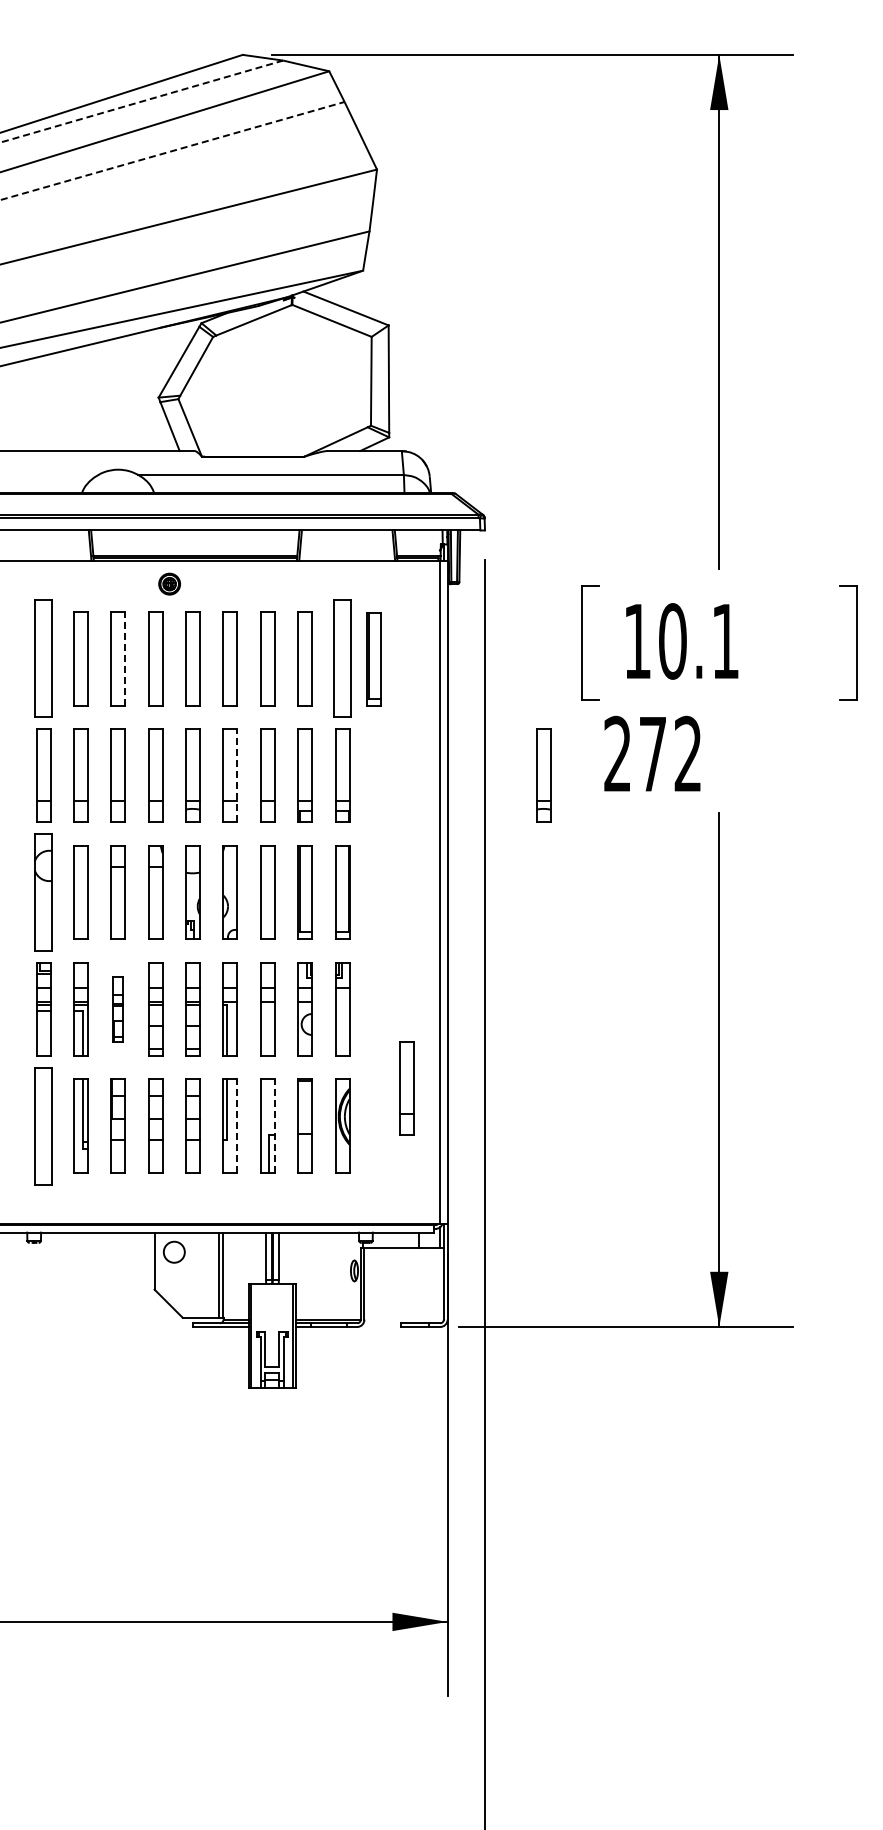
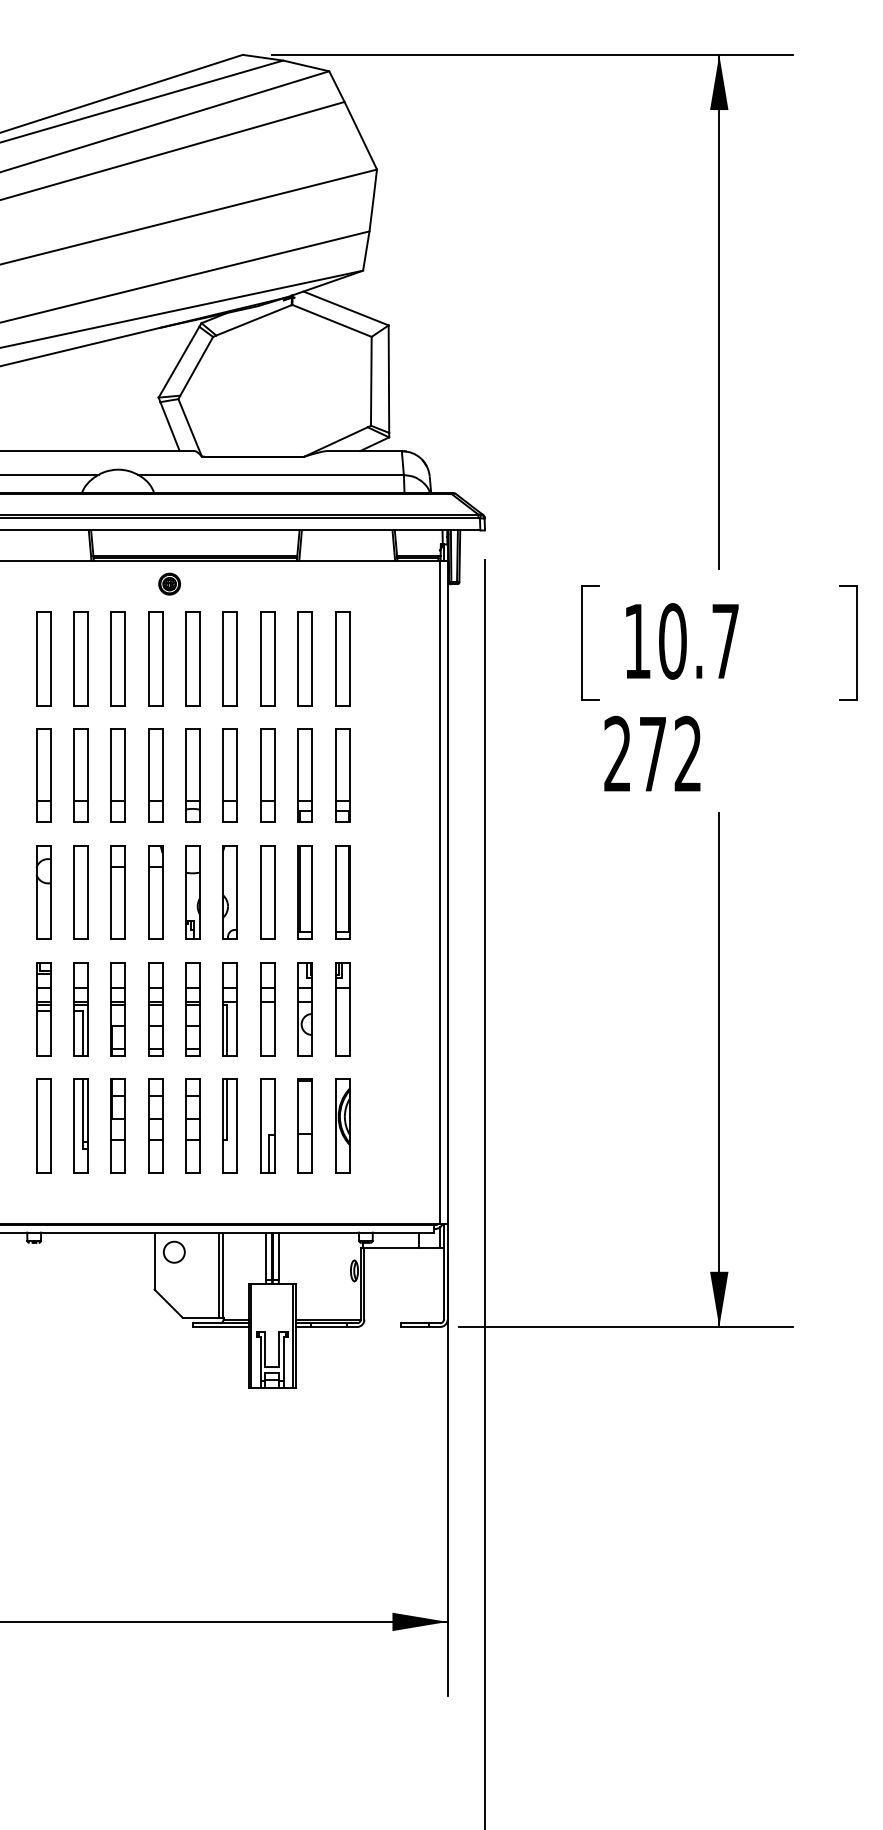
line: dashed -> solid (142, 101)
line: dashed -> solid (172, 151)
line: none -> present (50, 475)
text: 10.1 -> 10.7 (725, 641)
part size: 19x119 px -> 16x96 px (43, 658)
line: dashed -> solid (125, 658)
part size: 19x119 px -> 16x96 px (342, 658)
part: present -> none (373, 659)
line: dashed -> solid (237, 775)
part: present -> none (543, 775)
part size: 19x119 px -> 17x95 px (43, 892)
part size: 12x67 px -> 16x95 px (117, 1009)
part: present -> none (406, 1088)
part size: 19x119 px -> 16x96 px (43, 1125)
line: dashed -> solid (237, 1126)
line: dashed -> solid (274, 1126)
